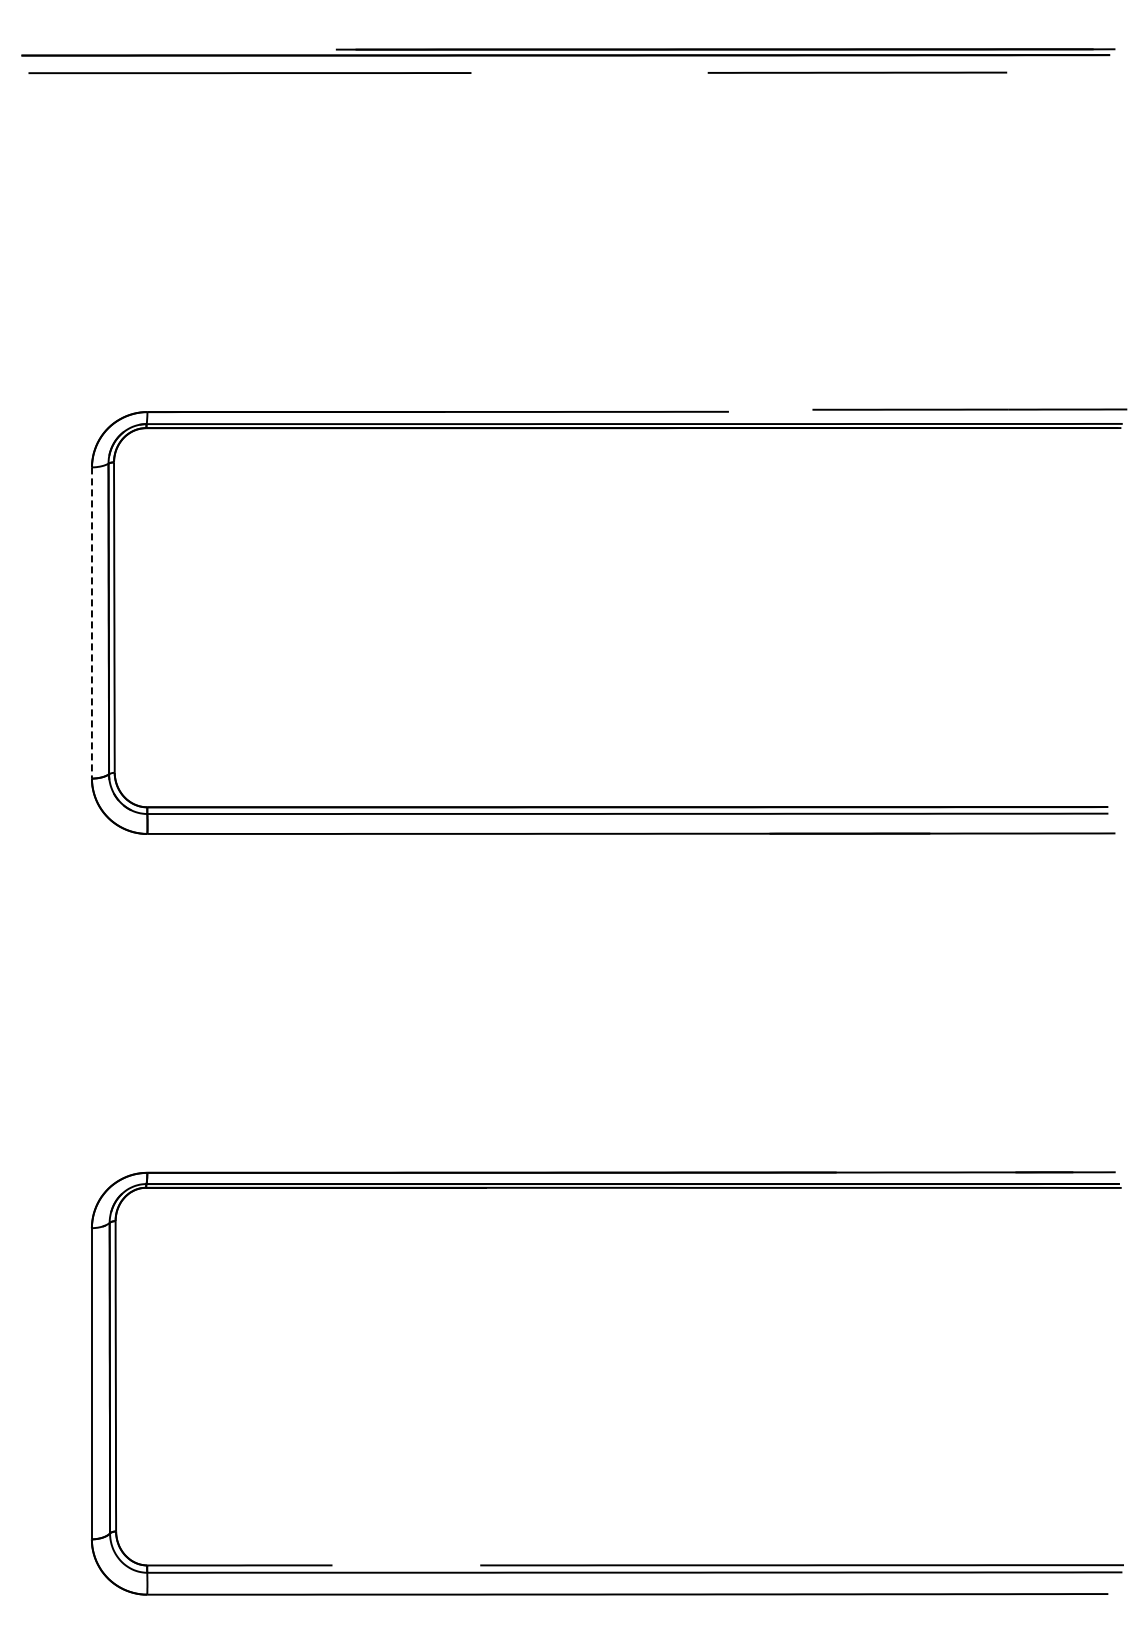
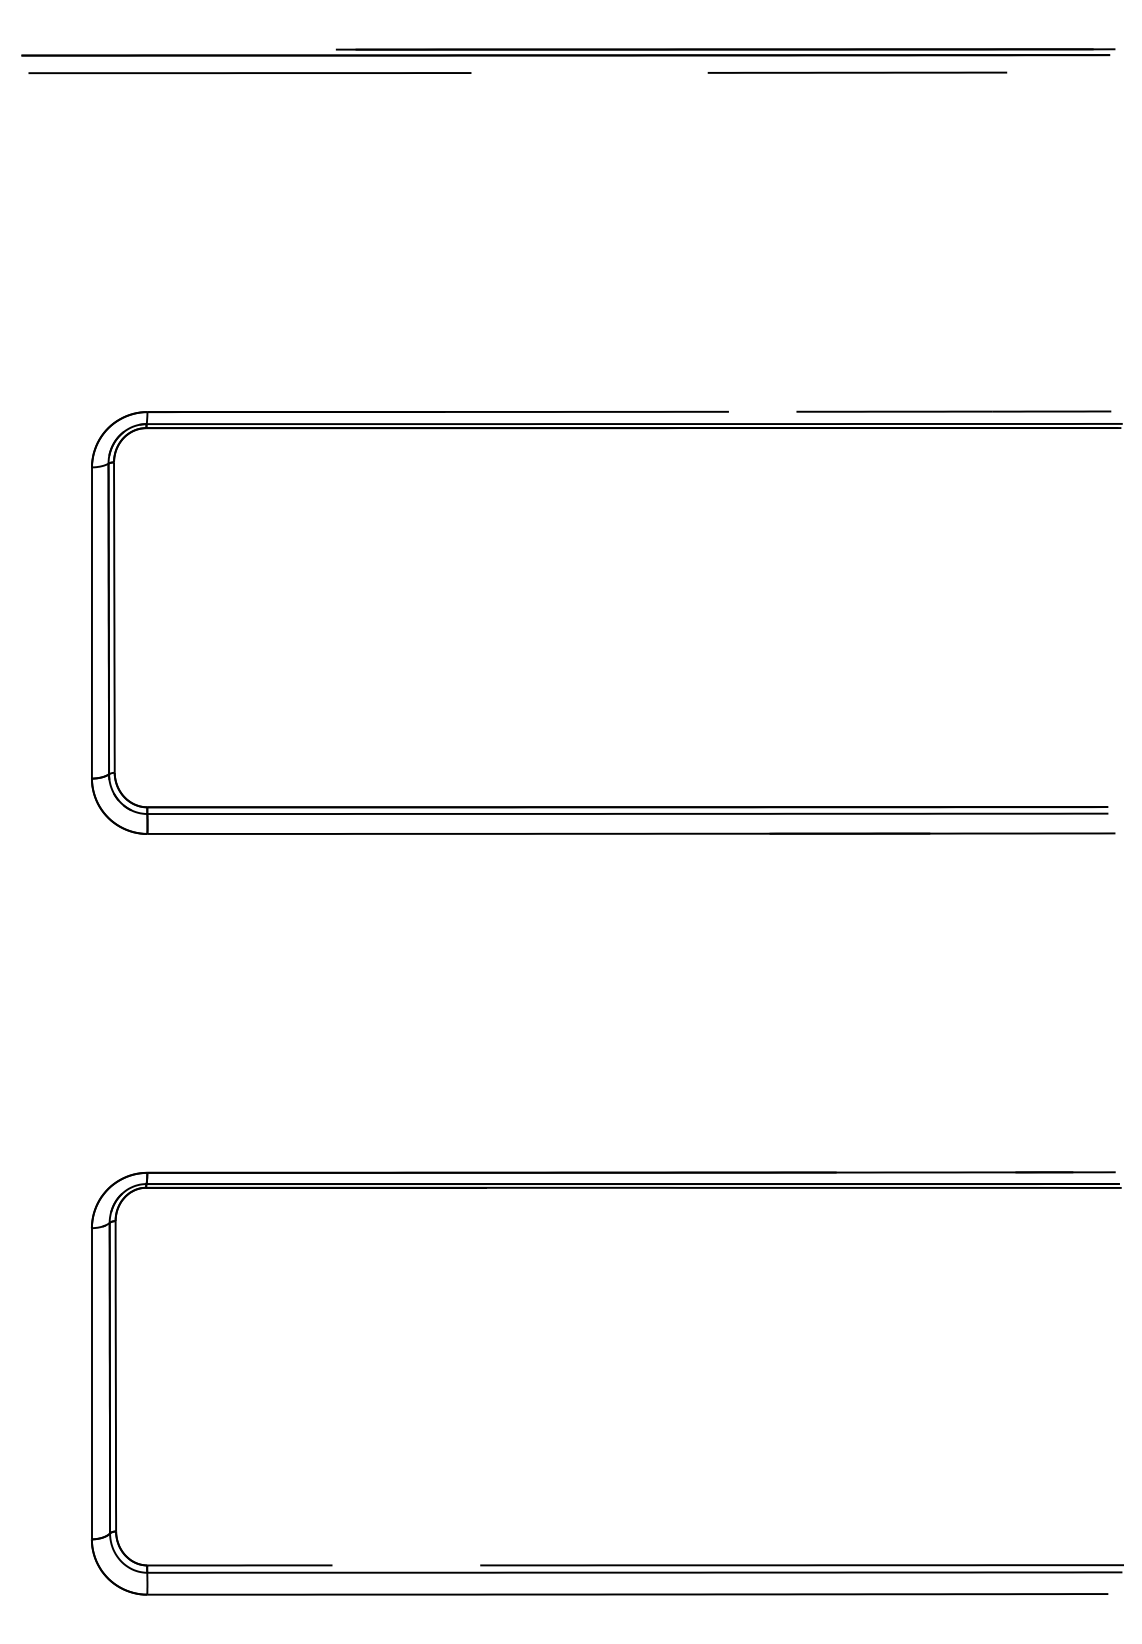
line position: (969, 409) -> (953, 411) (953, 411)
line: dashed -> solid (91, 623)
